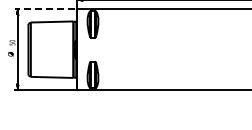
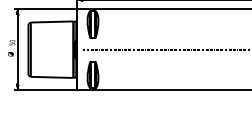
line: dashed -> solid (44, 9)
line: none -> present (165, 49)
